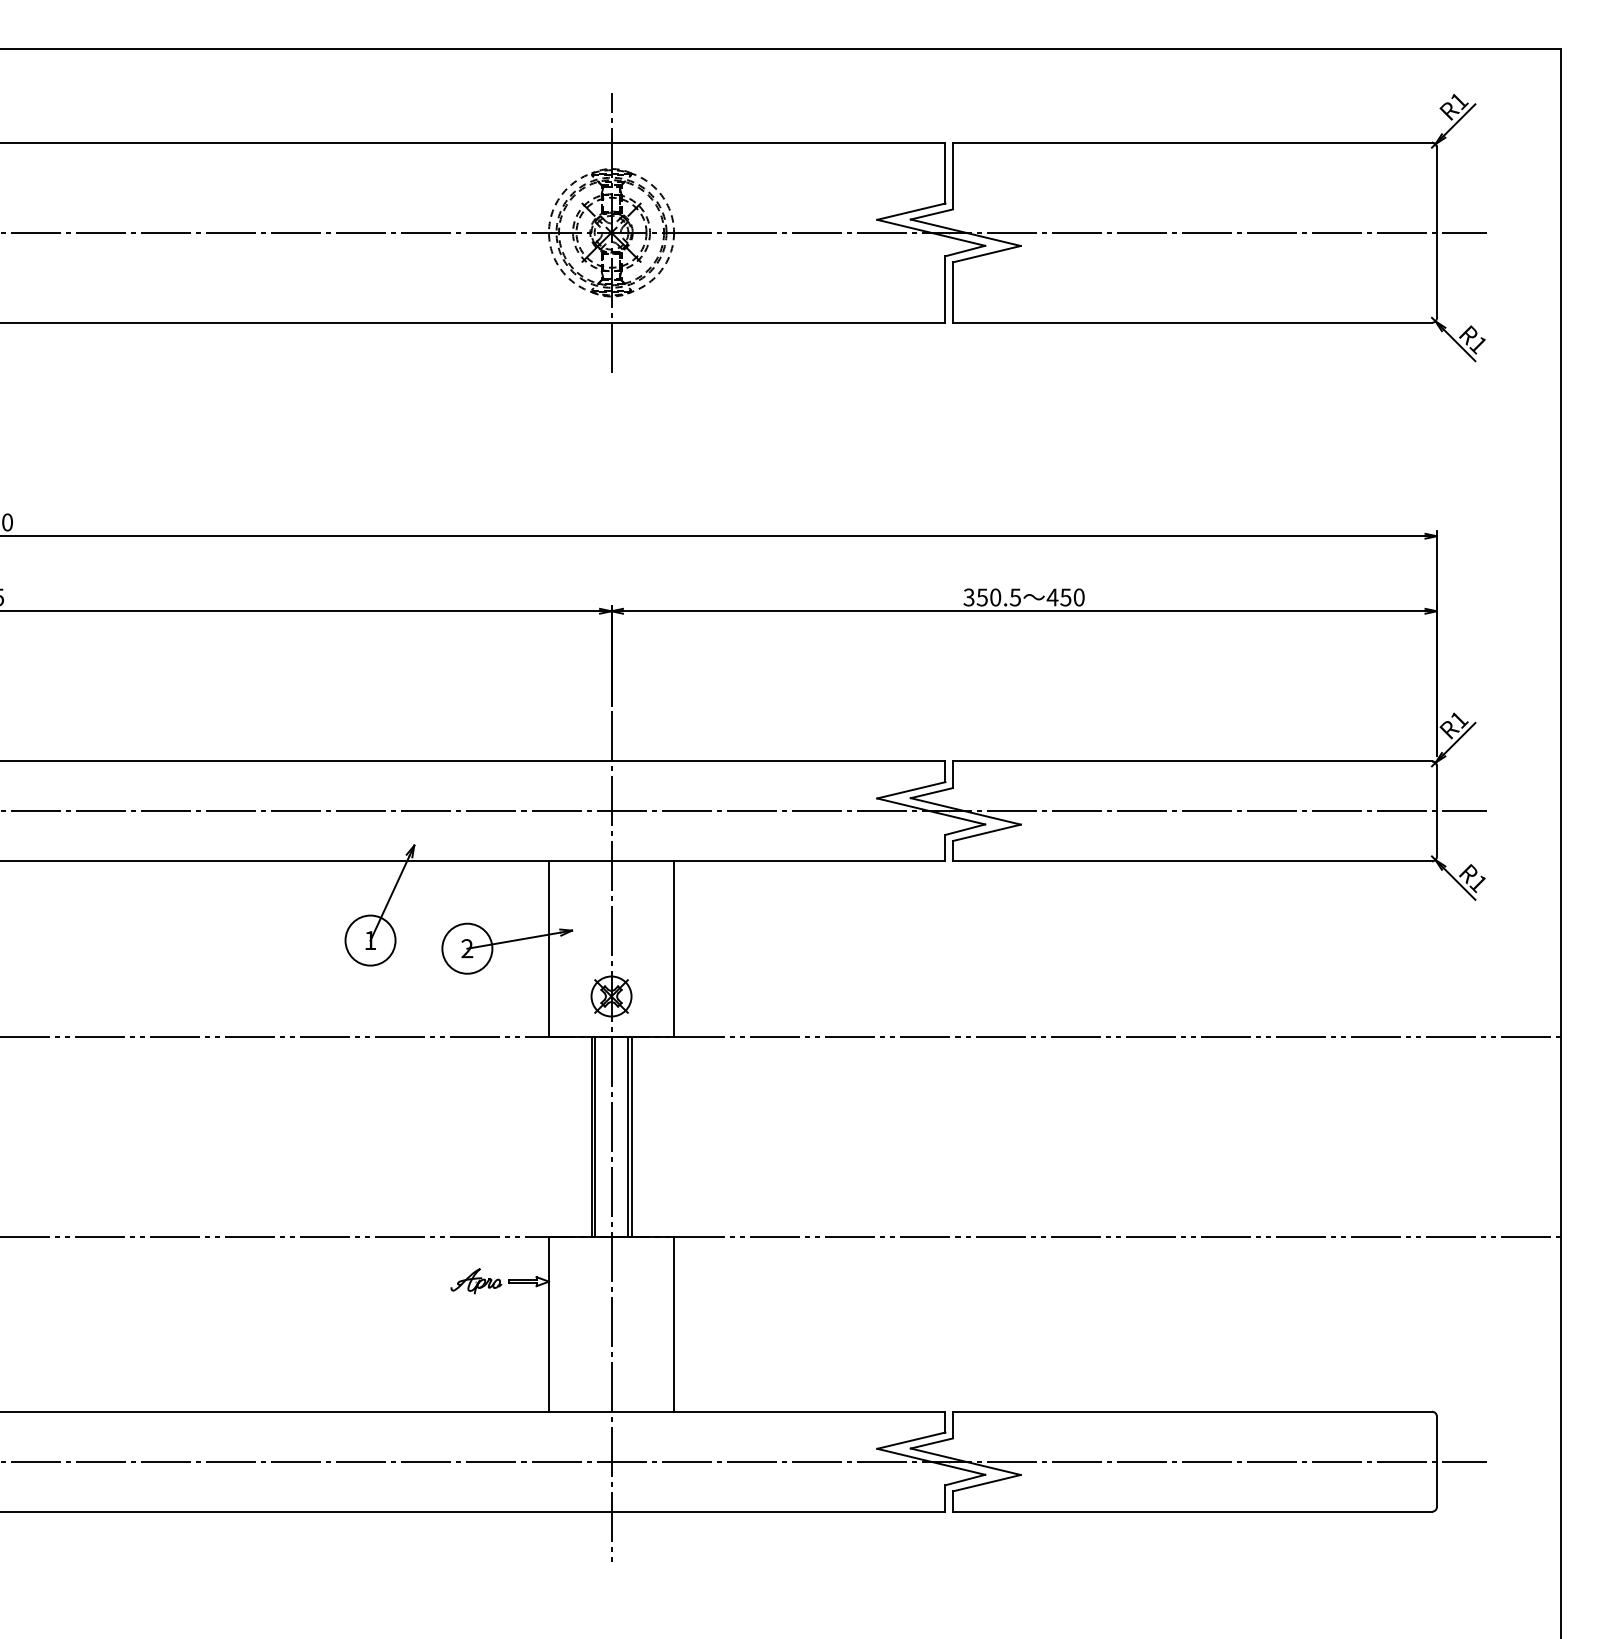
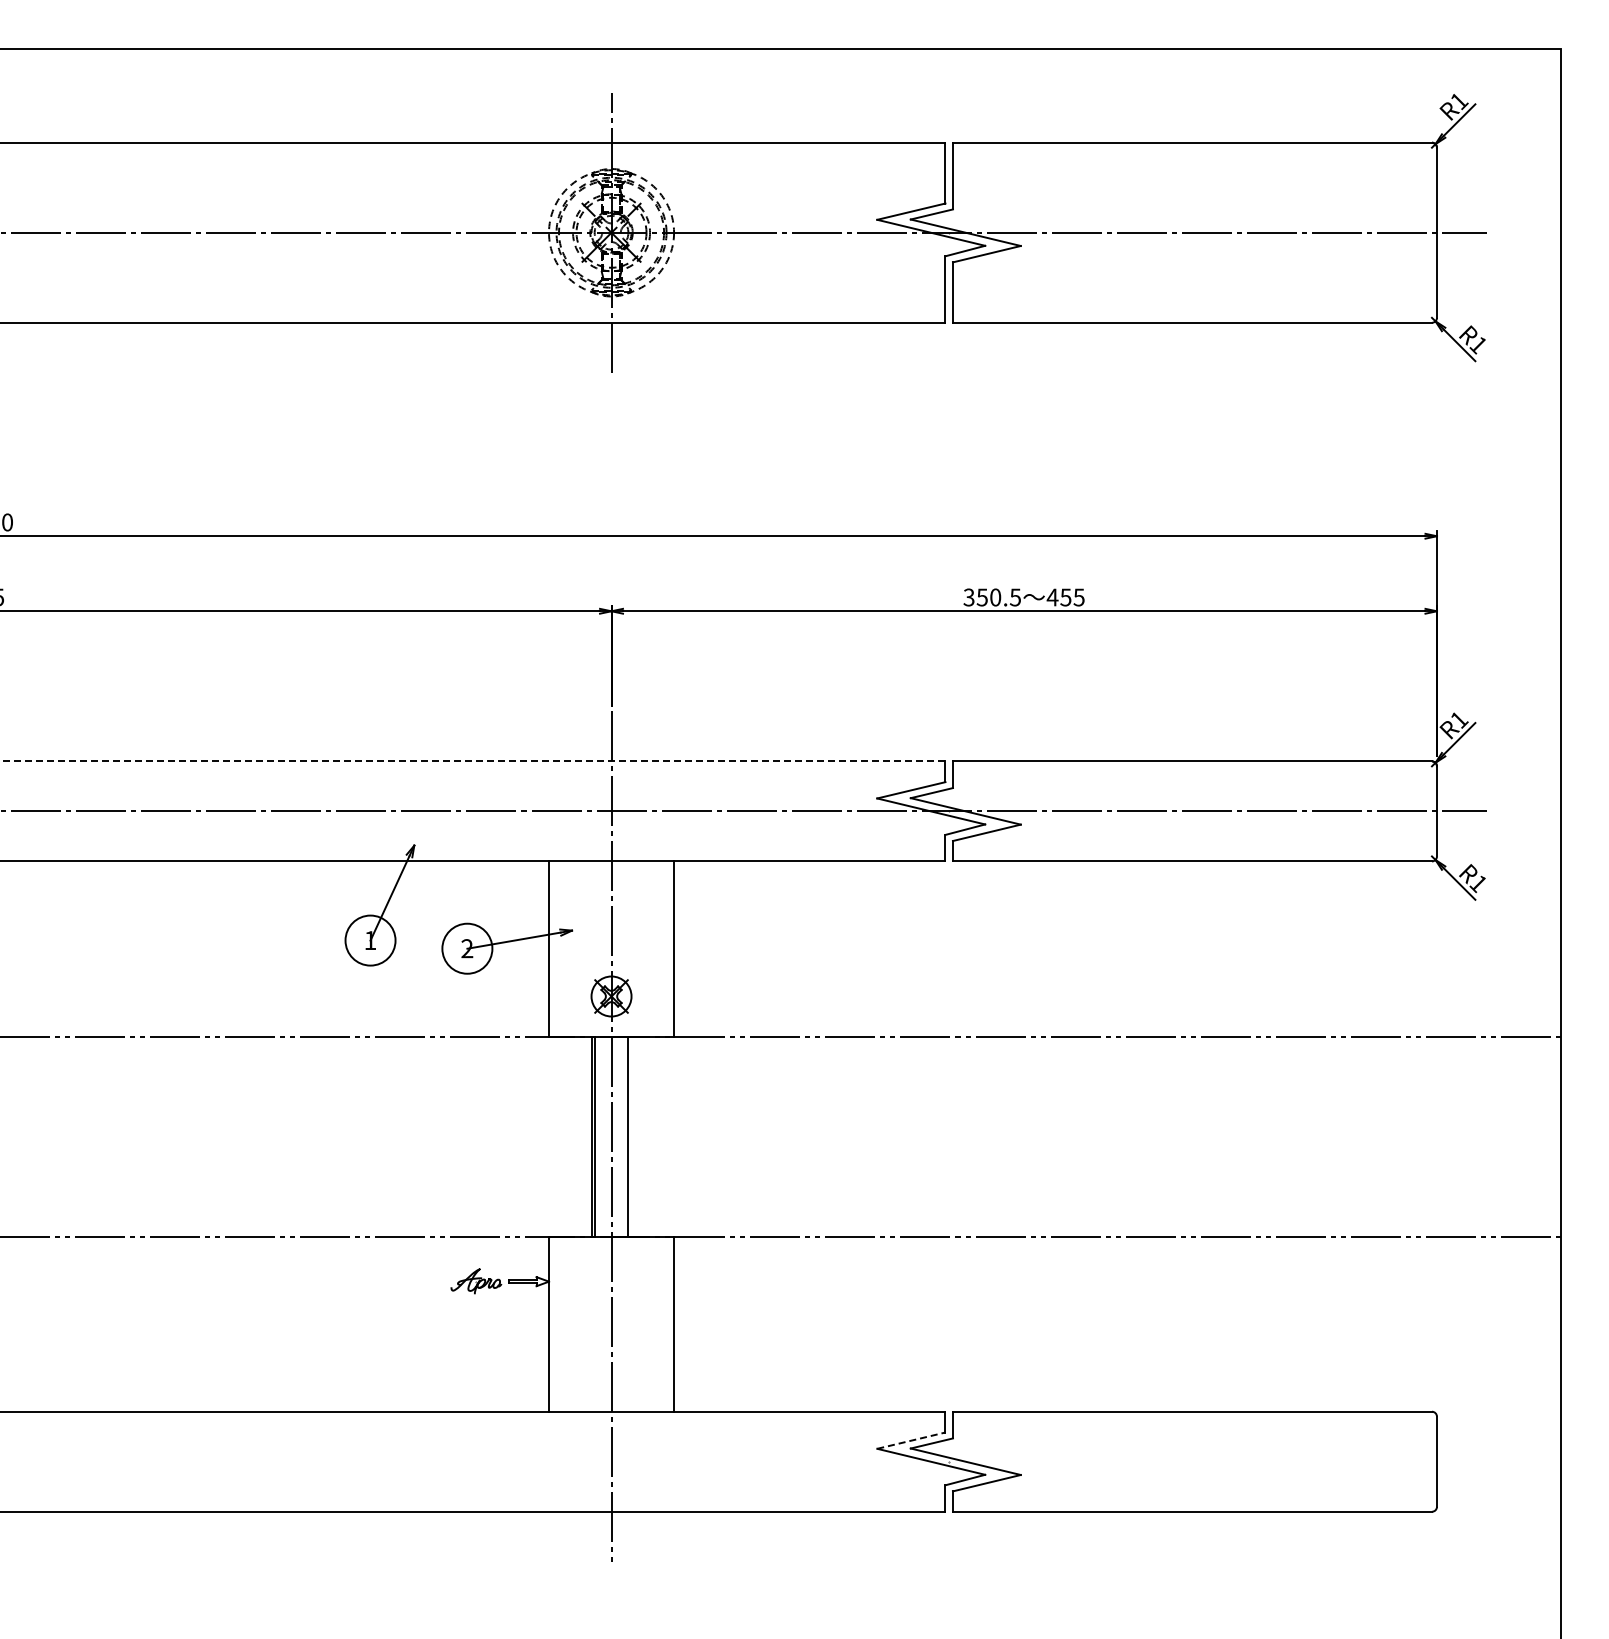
text: 450 -> 455 (1078, 597)
line: solid -> dashed (472, 761)
line: present -> none (631, 1136)
line: solid -> dashed (911, 1440)
line: present -> none (744, 1461)
